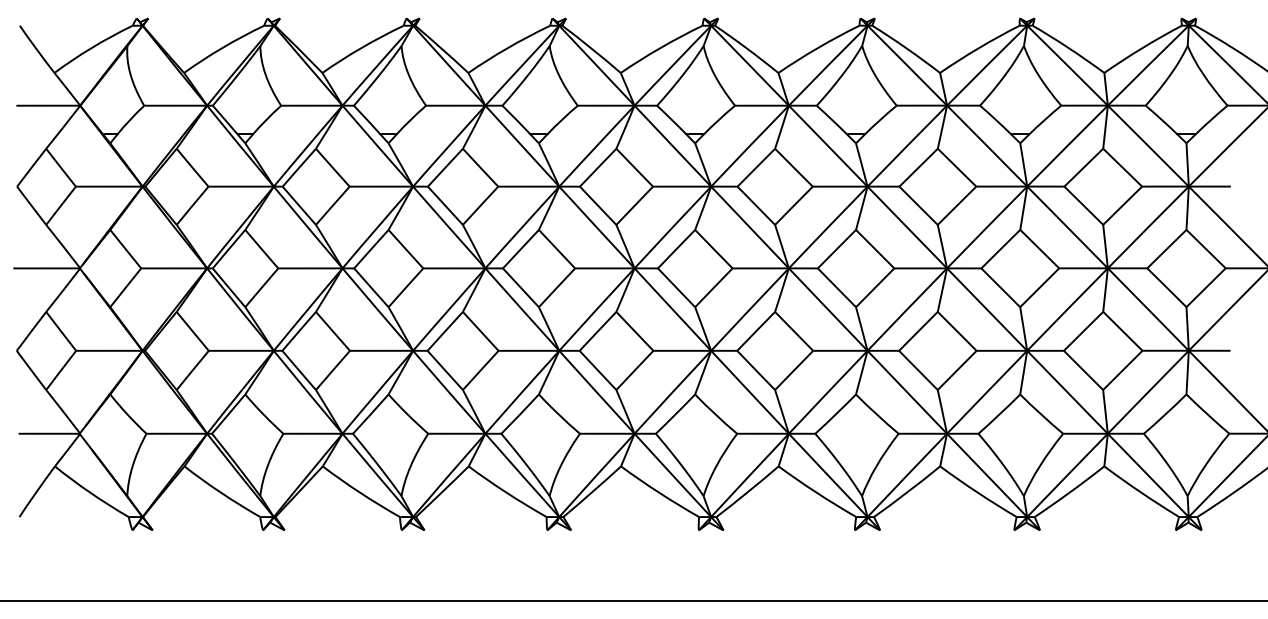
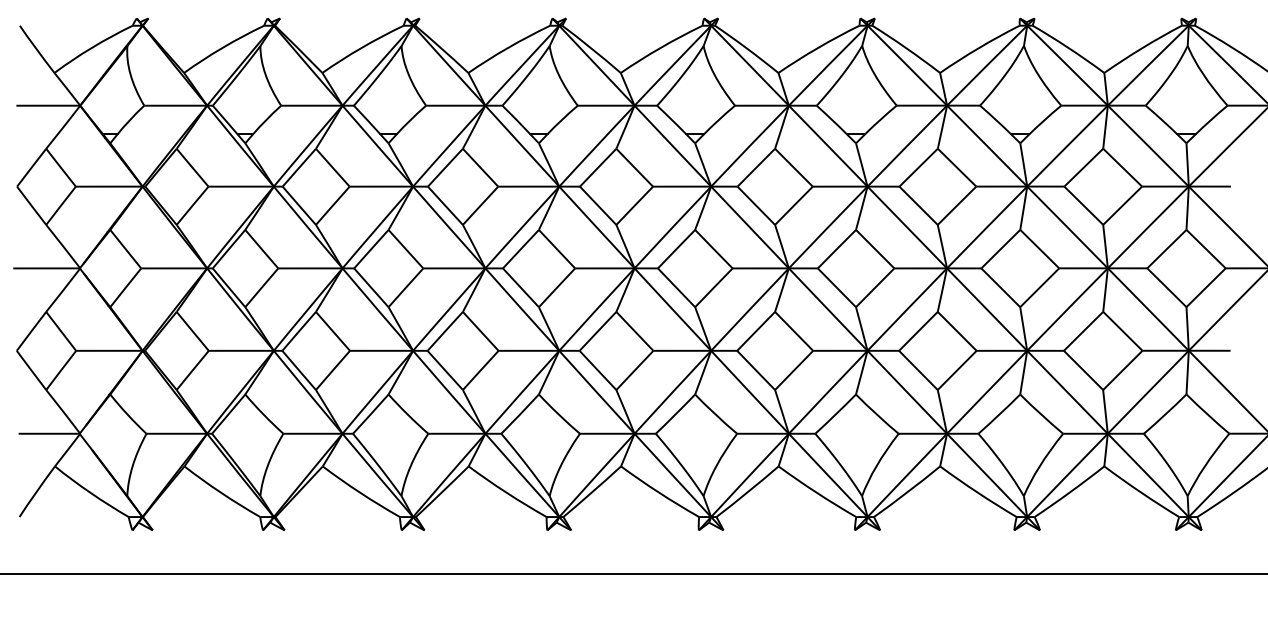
line position: (633, 600) -> (633, 573) (633, 573)
